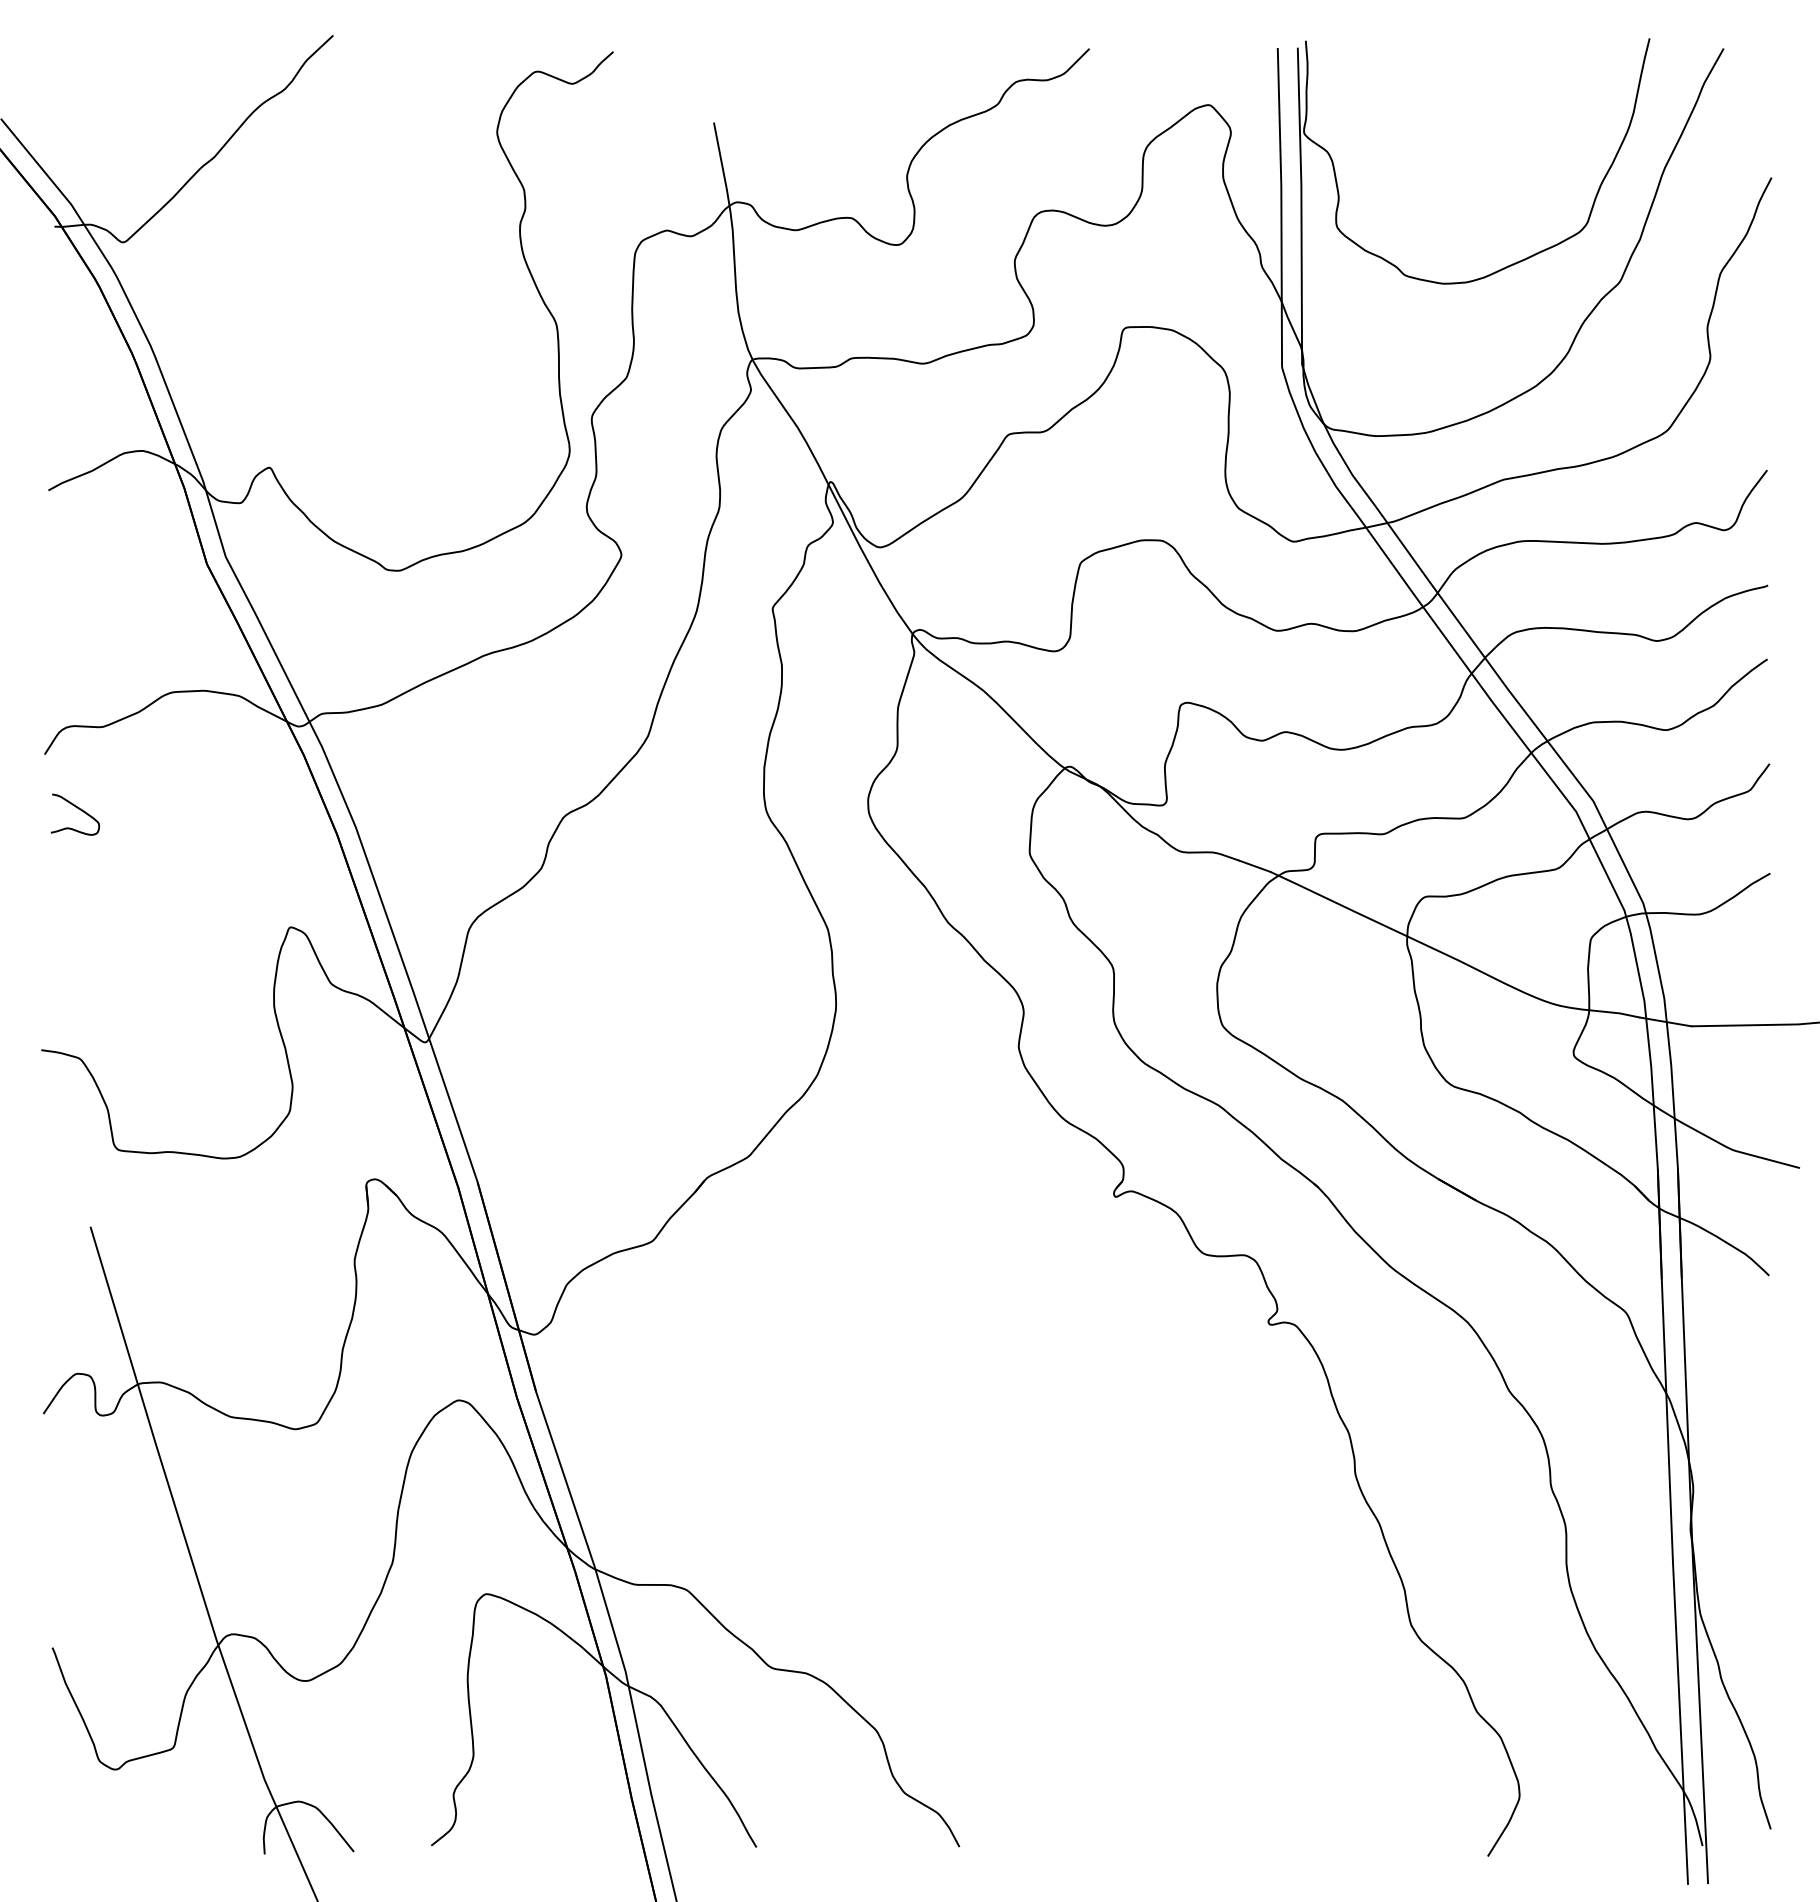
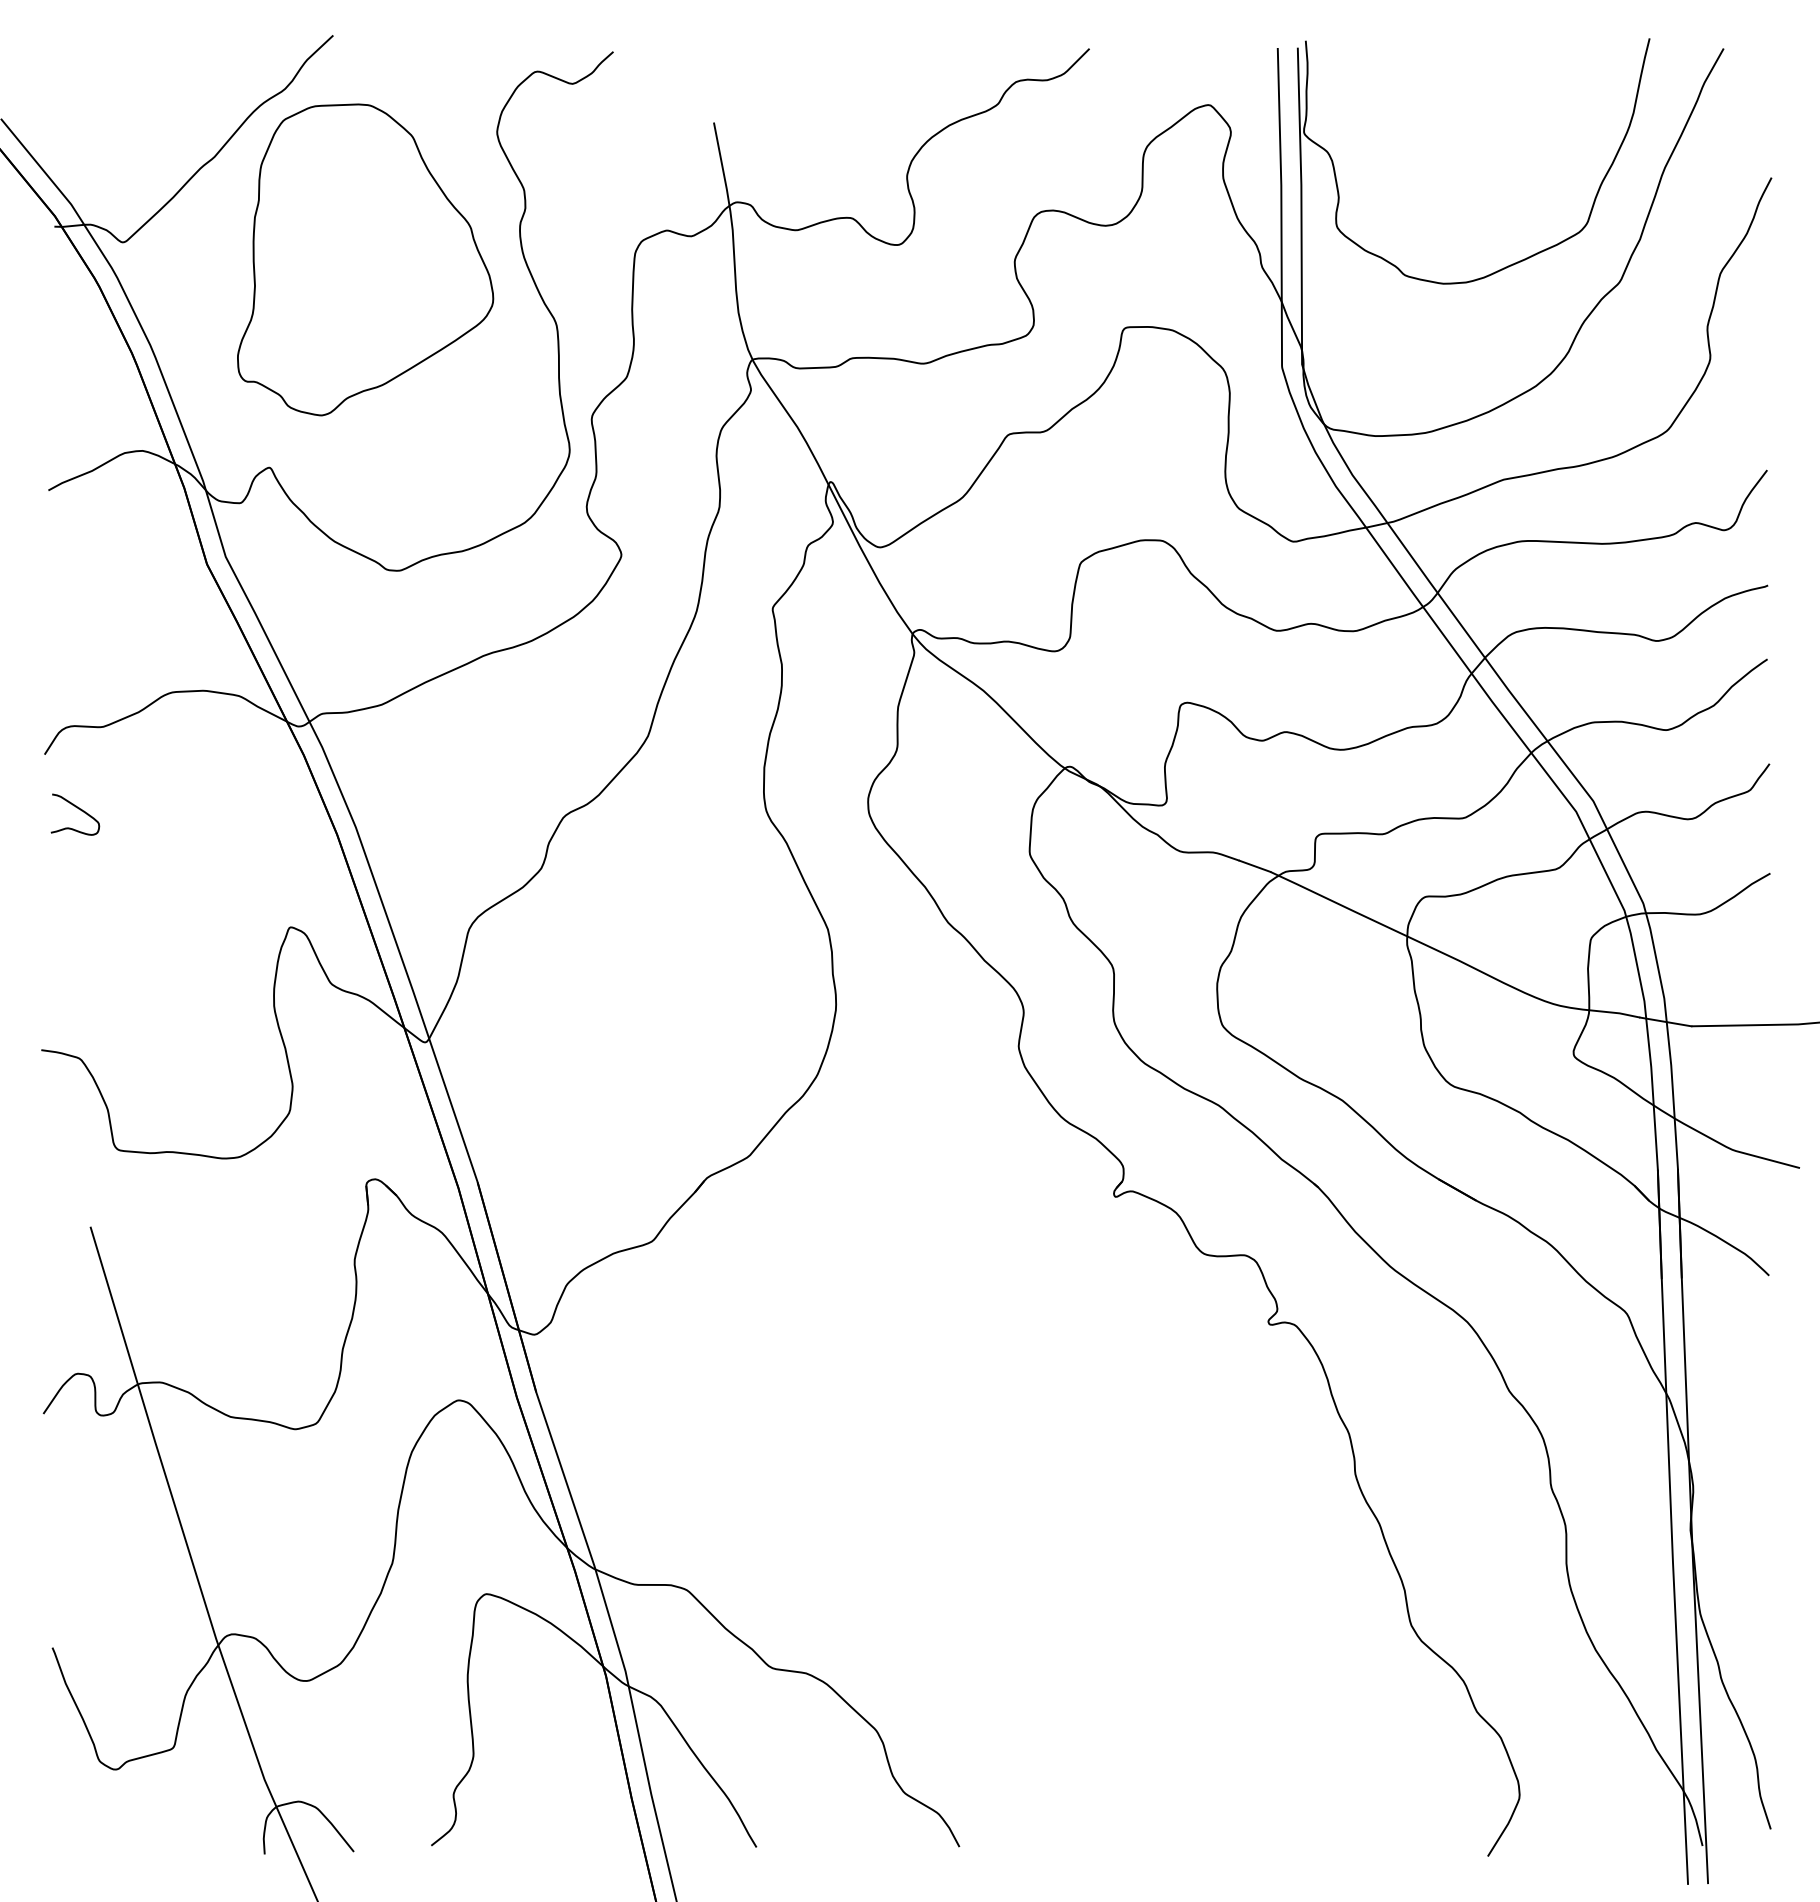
part: none -> present (365, 259)
